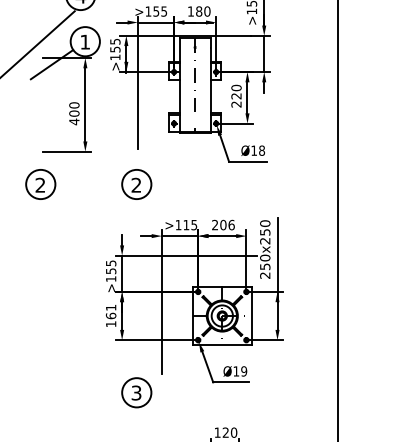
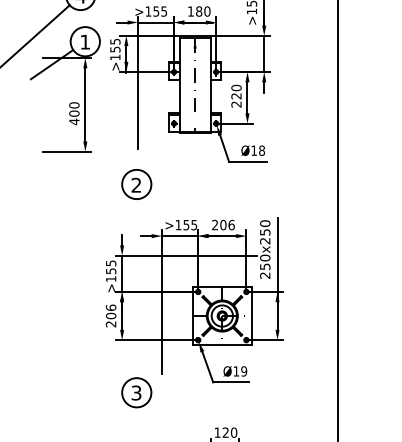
line position: (38, 43) -> (35, 35) (35, 35)
part: present -> none (40, 184)
text: >115 -> >155 (186, 225)
text: 161 -> 206 (110, 315)
